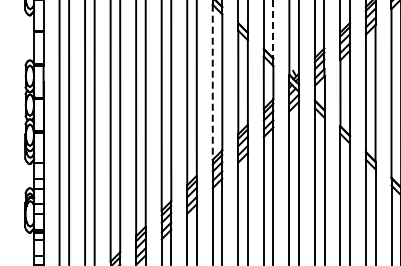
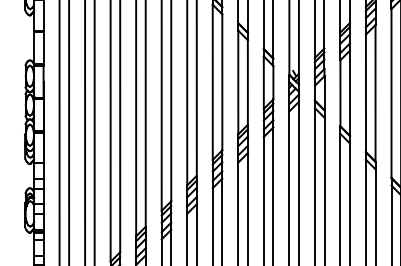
line: dashed -> solid (273, 29)
line: dashed -> solid (212, 82)
